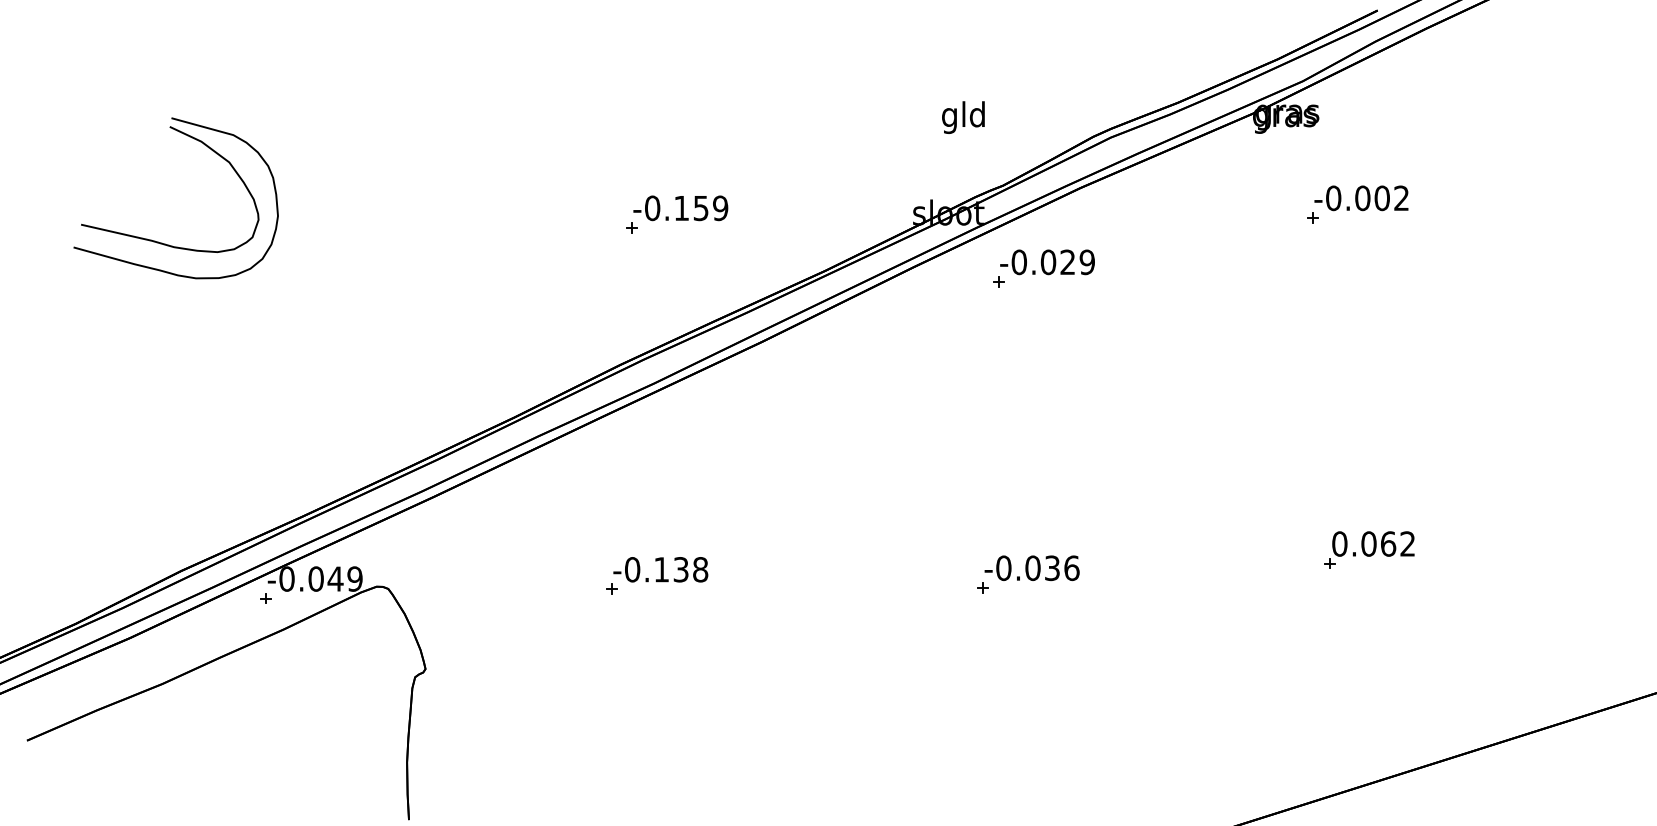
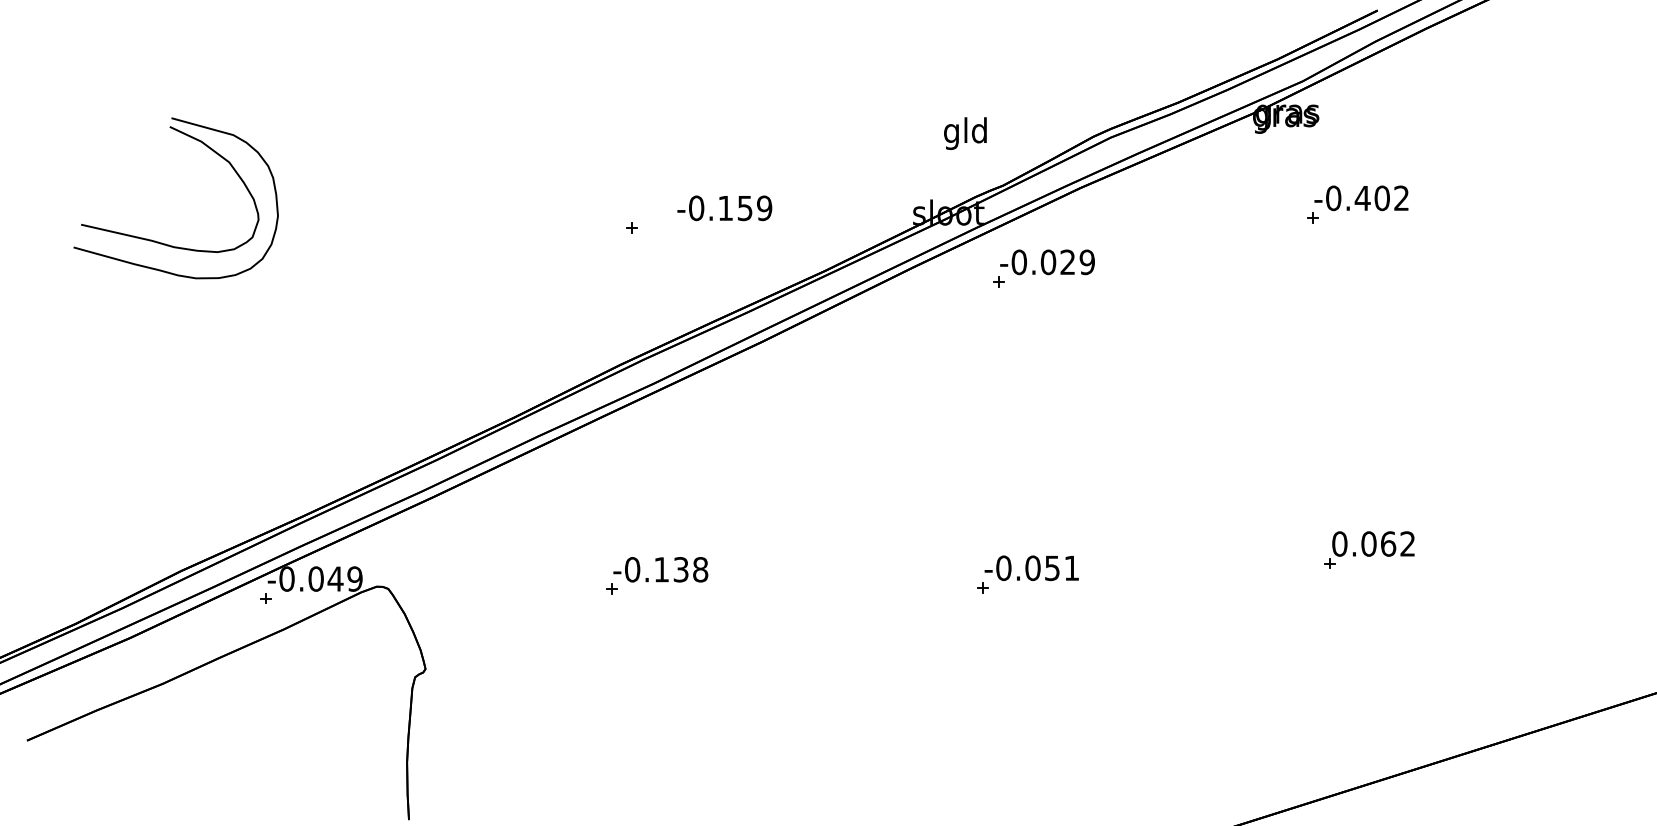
text position: (963, 117) -> (965, 133) (965, 133)
text: -0.002 -> -0.402 (1362, 198)
text position: (680, 208) -> (724, 208) (724, 208)
text: -0.036 -> -0.051 (1062, 568)
